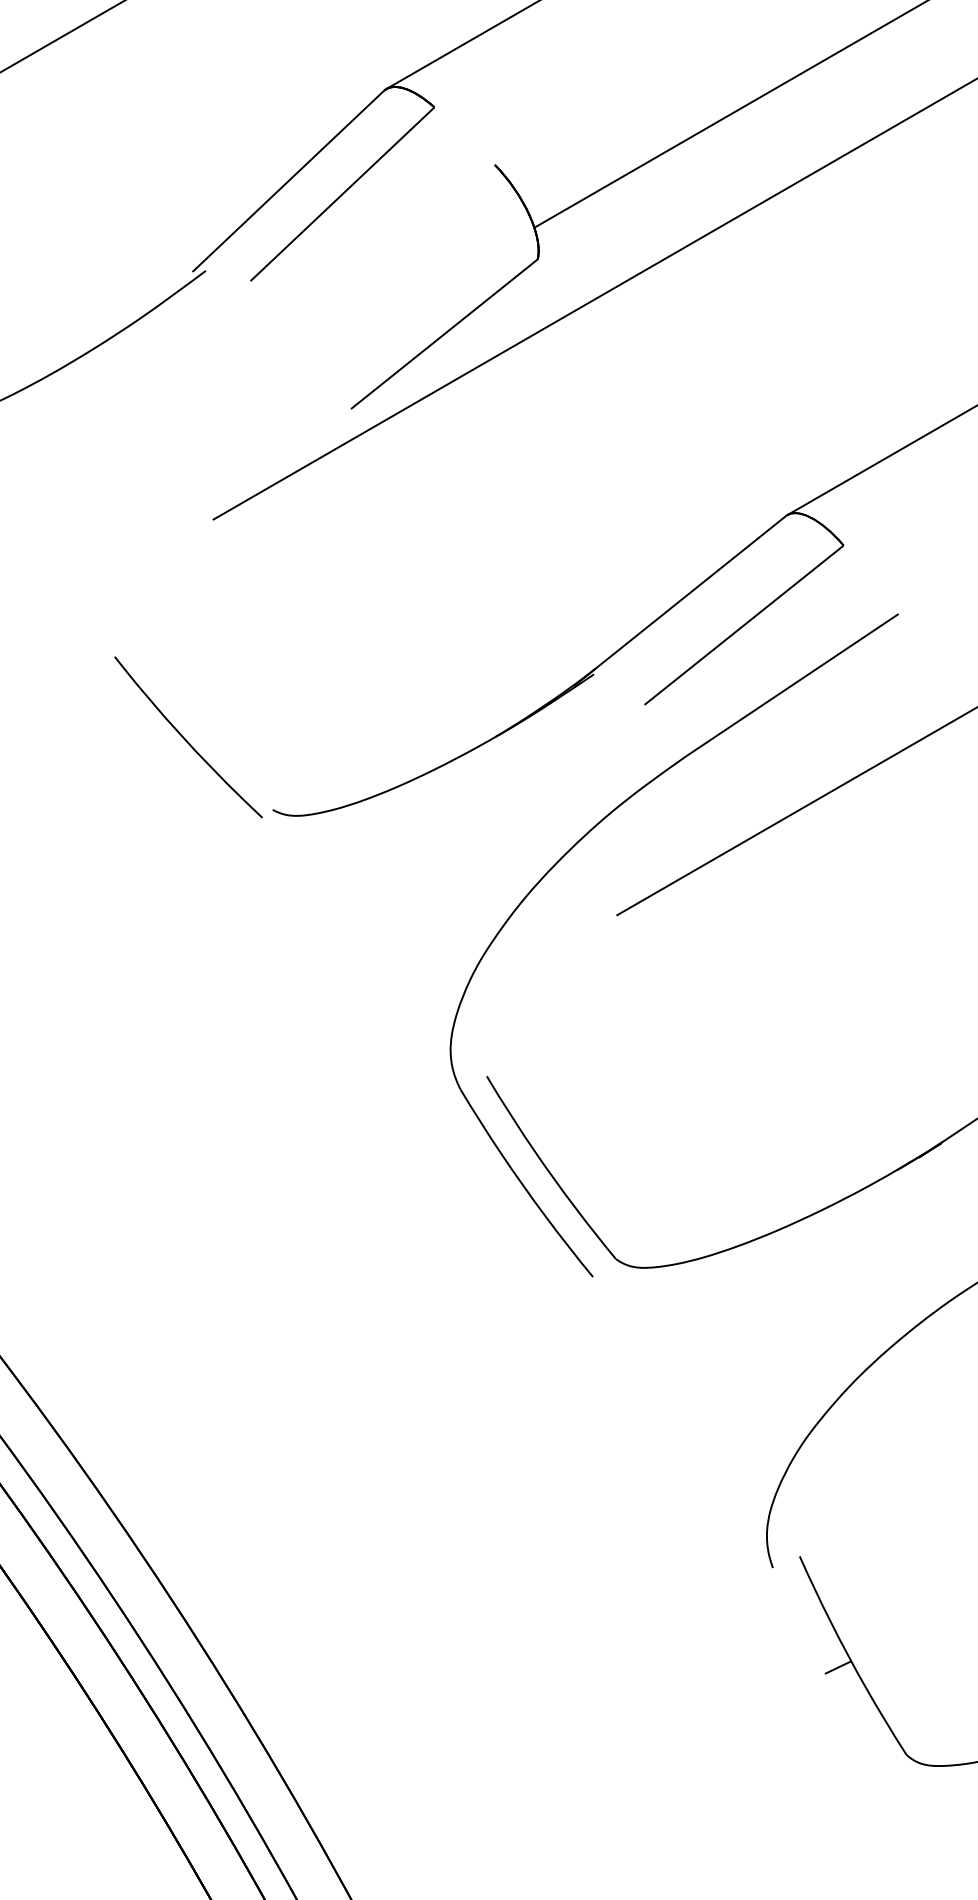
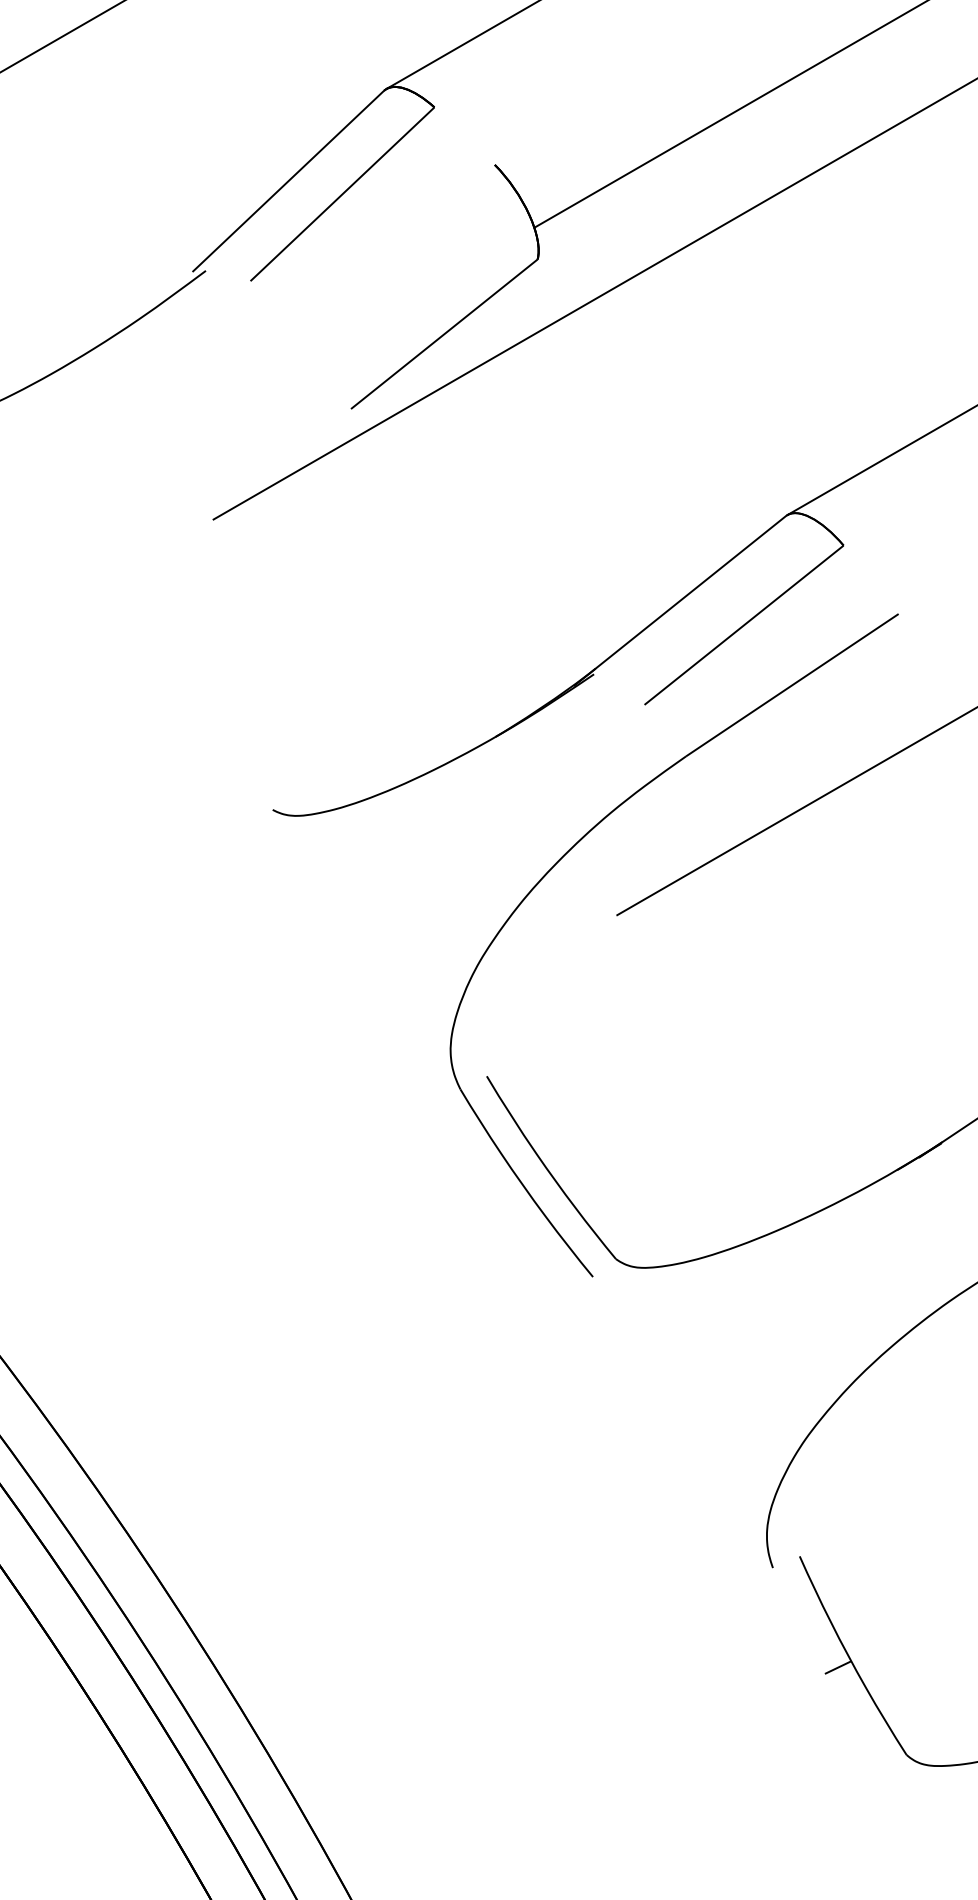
curve: present -> none (186, 739)
